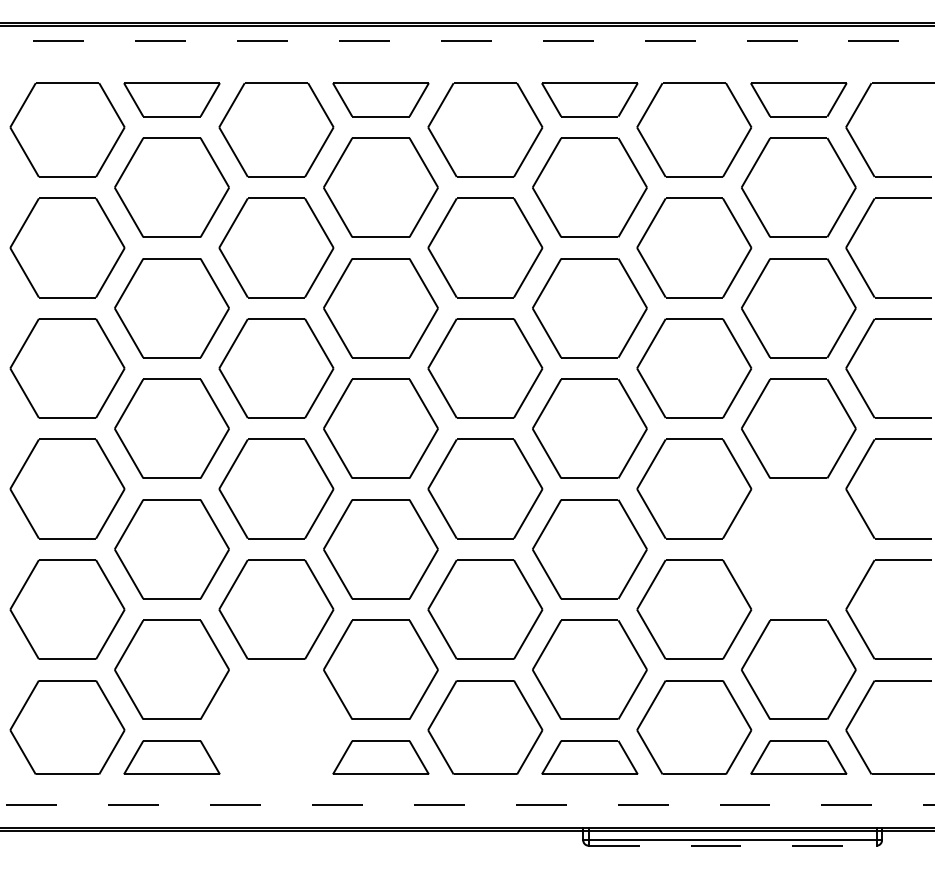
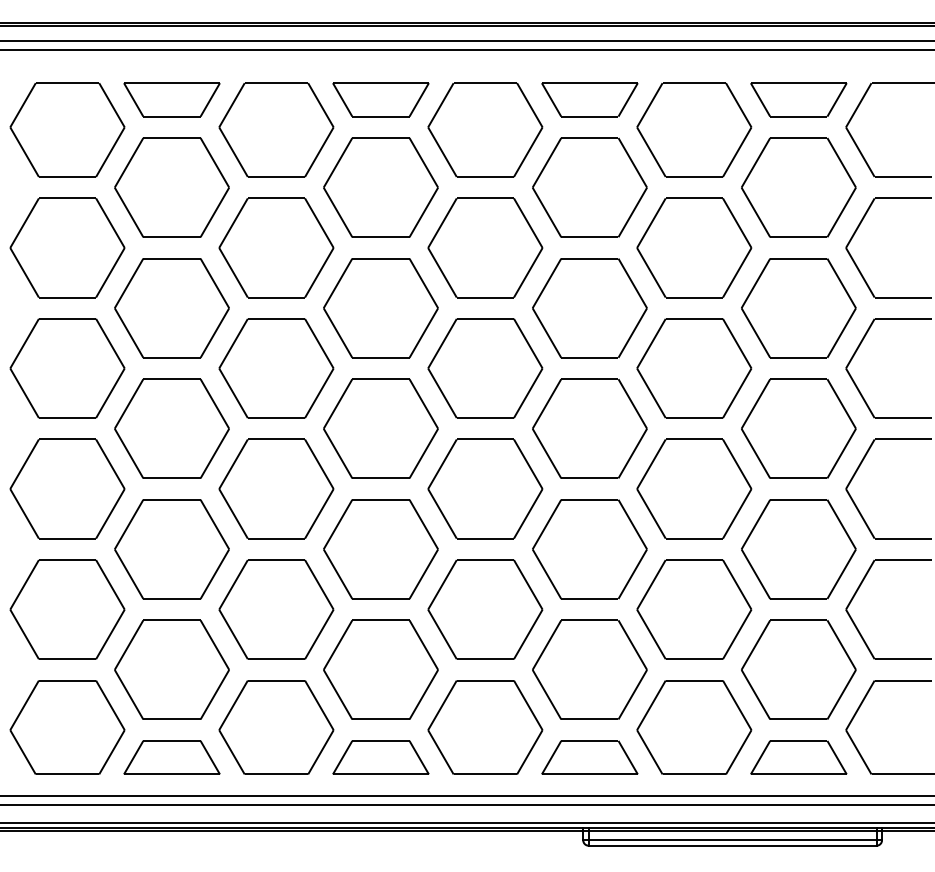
line: dashed -> solid (467, 40)
line: none -> present (466, 49)
part: none -> present (798, 549)
part: none -> present (276, 727)
line: none -> present (466, 795)
line: dashed -> solid (467, 804)
line: none -> present (466, 822)
line: dashed -> solid (733, 845)
